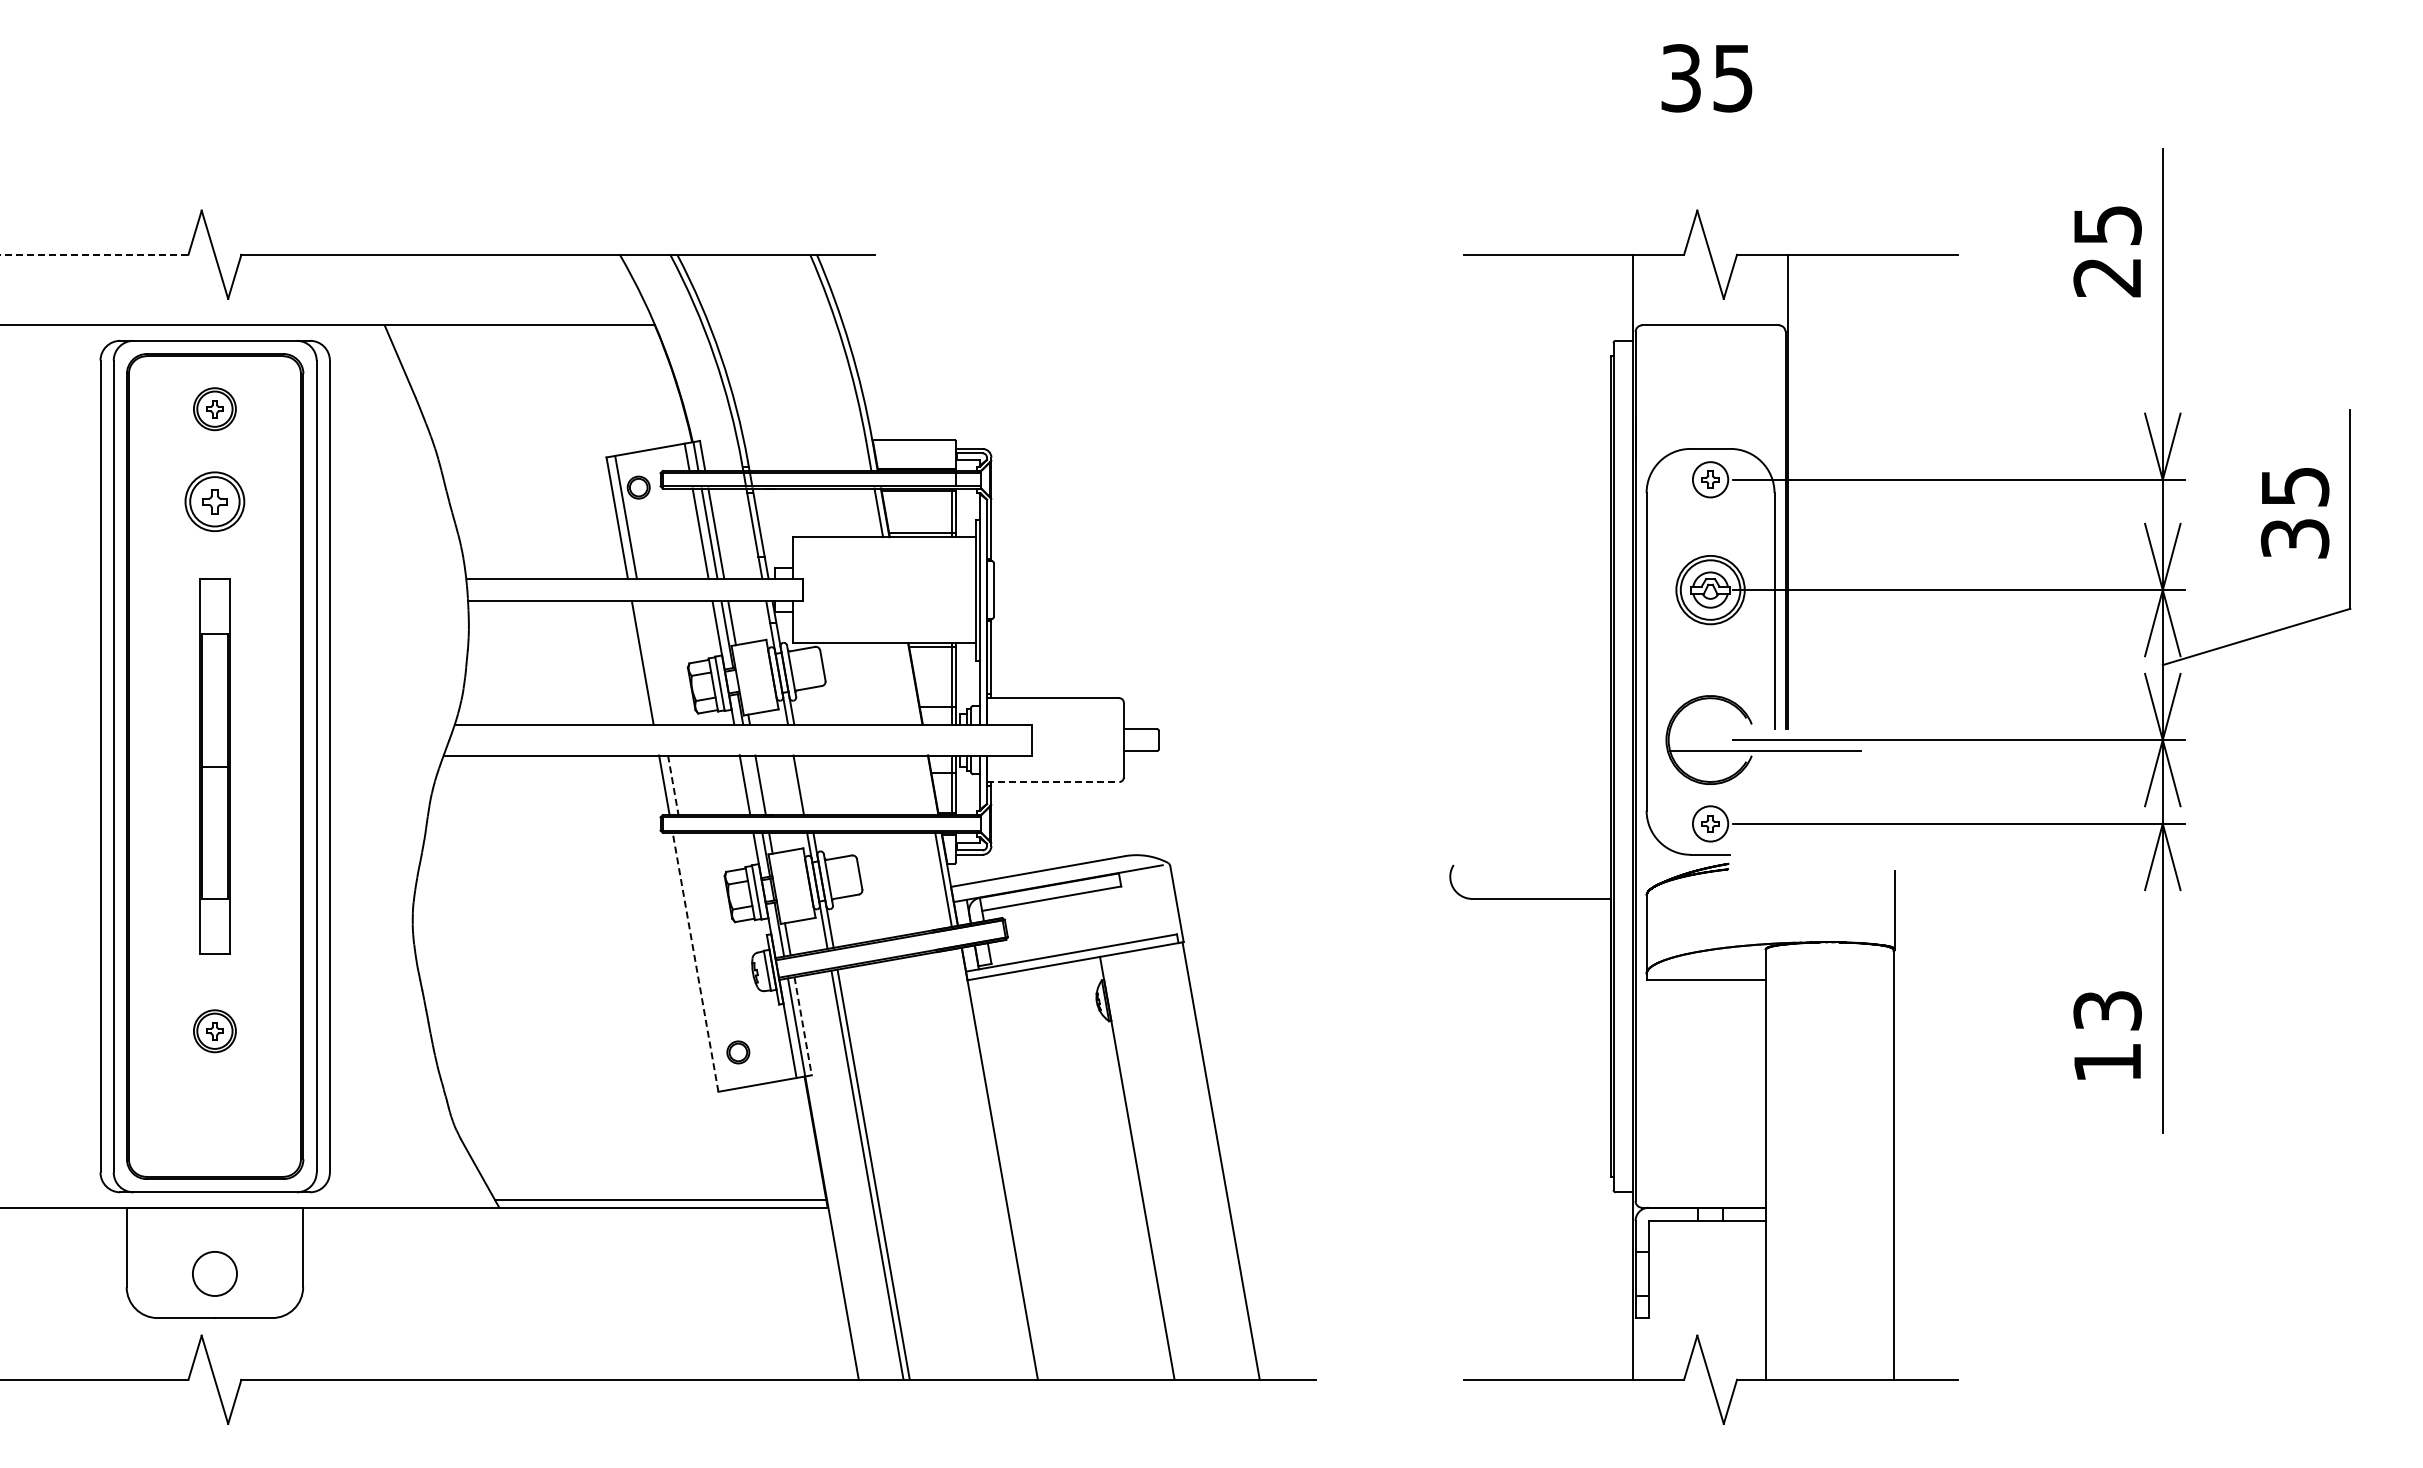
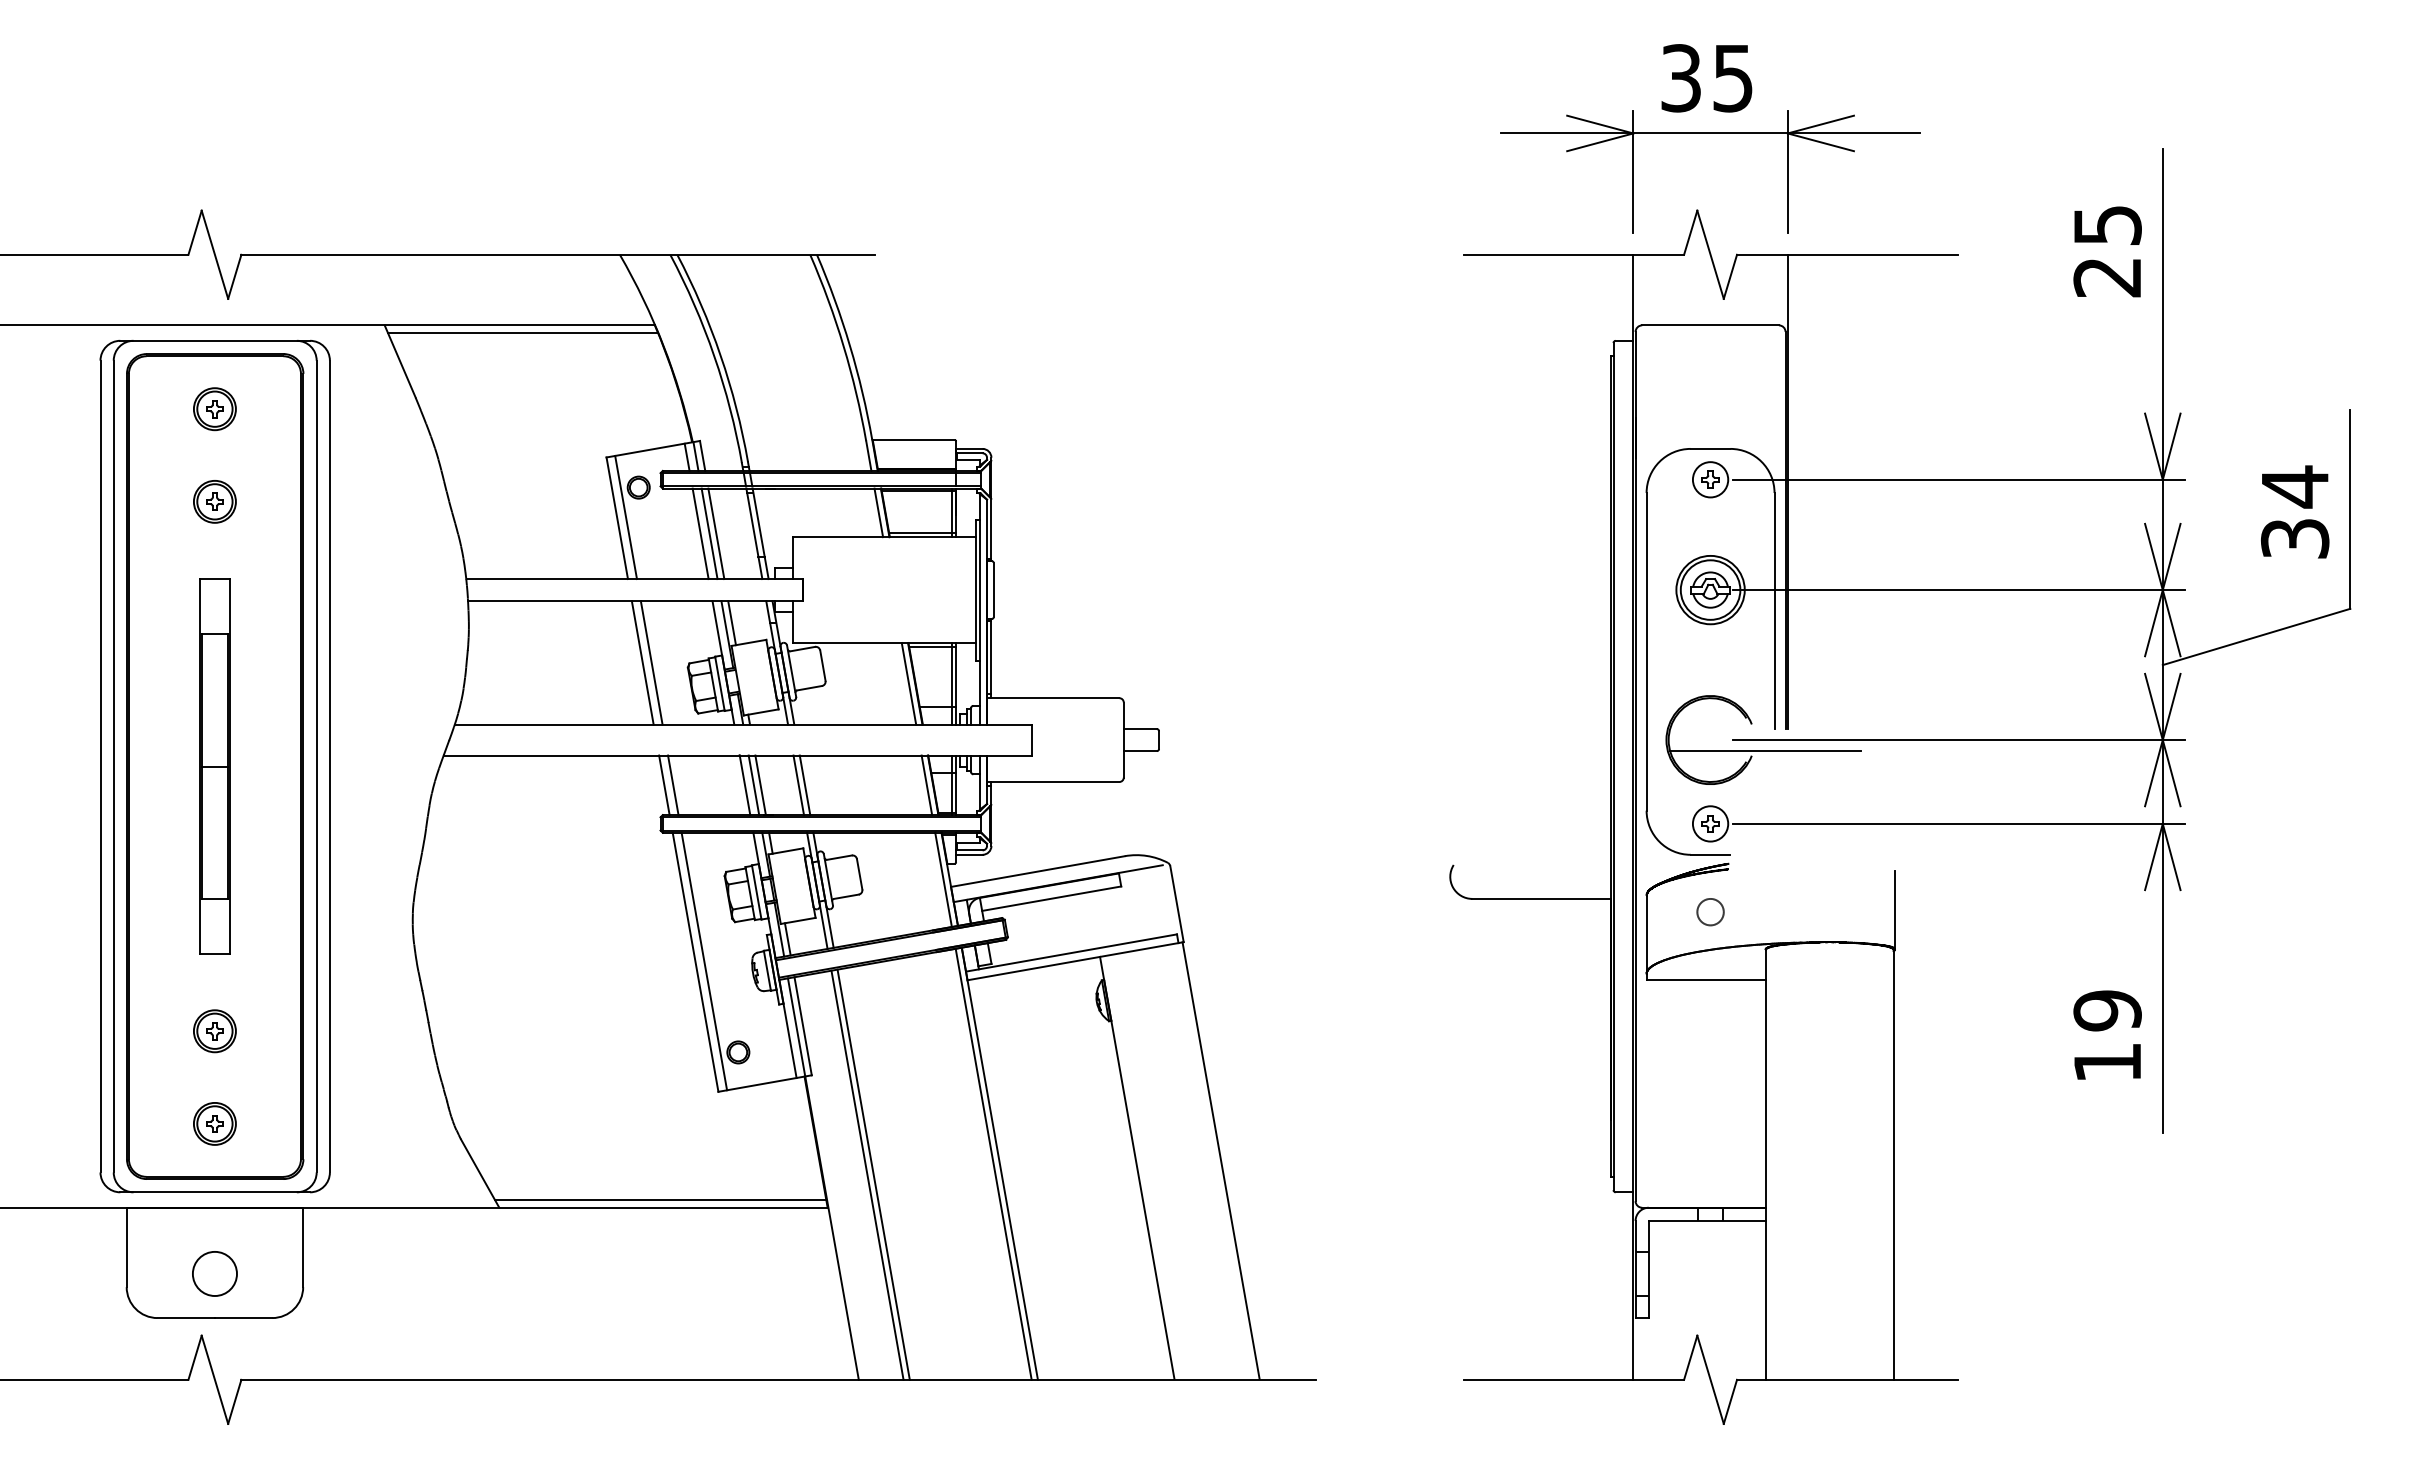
part: none -> present (1710, 133)
line: dashed -> solid (94, 254)
line: none -> present (522, 333)
text: 35 -> 34 (2295, 486)
part size: 62x62 px -> 44x44 px (214, 501)
line: none -> present (651, 662)
line: none -> present (908, 683)
line: dashed -> solid (1053, 782)
line: dashed -> solid (673, 785)
line: none -> present (753, 785)
line: none -> present (804, 785)
line: none -> present (926, 785)
circle: none -> present (1710, 912)
line: none -> present (704, 961)
line: dashed -> solid (695, 962)
text: 13 -> 19 (2107, 1010)
line: dashed -> solid (803, 1026)
part: none -> present (214, 1123)
line: none -> present (993, 1163)
